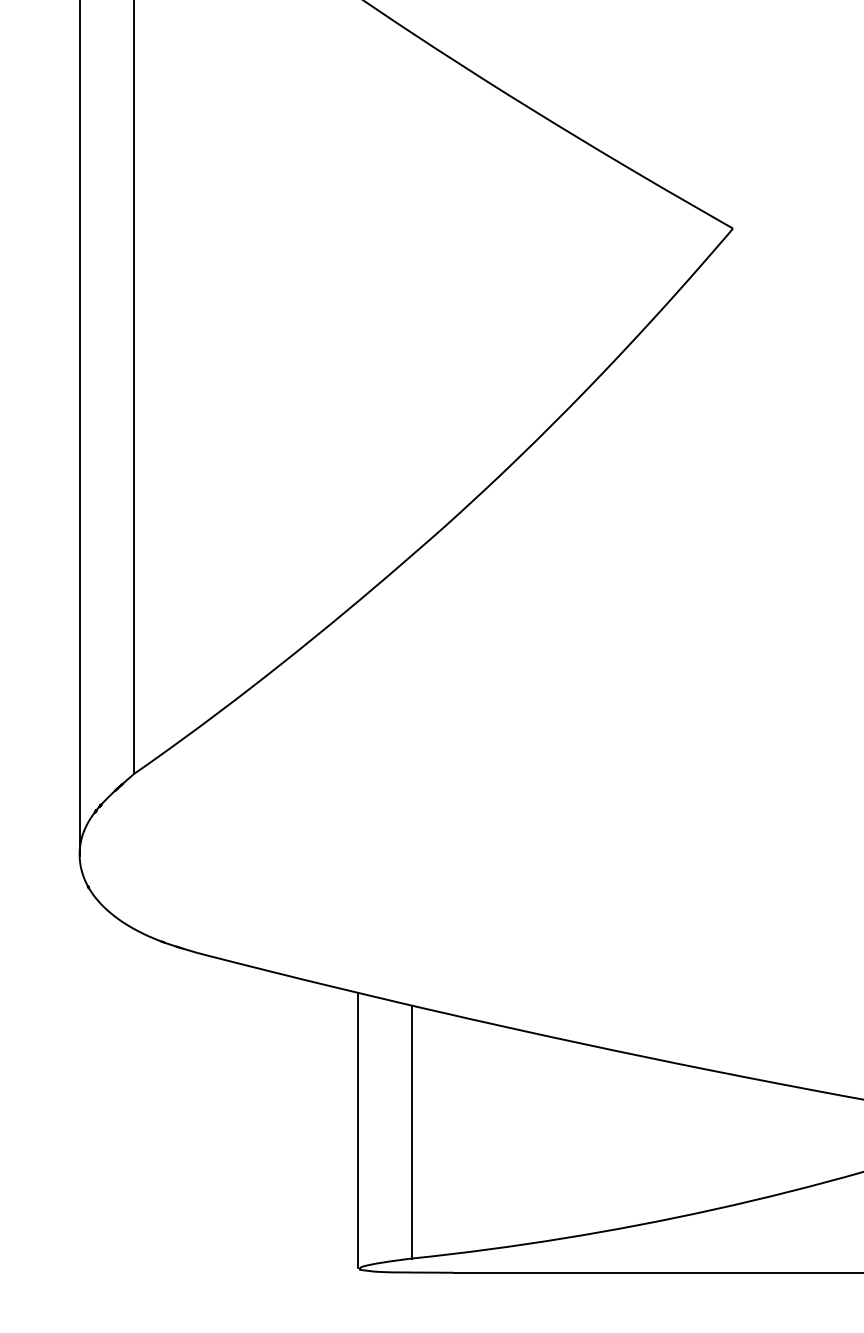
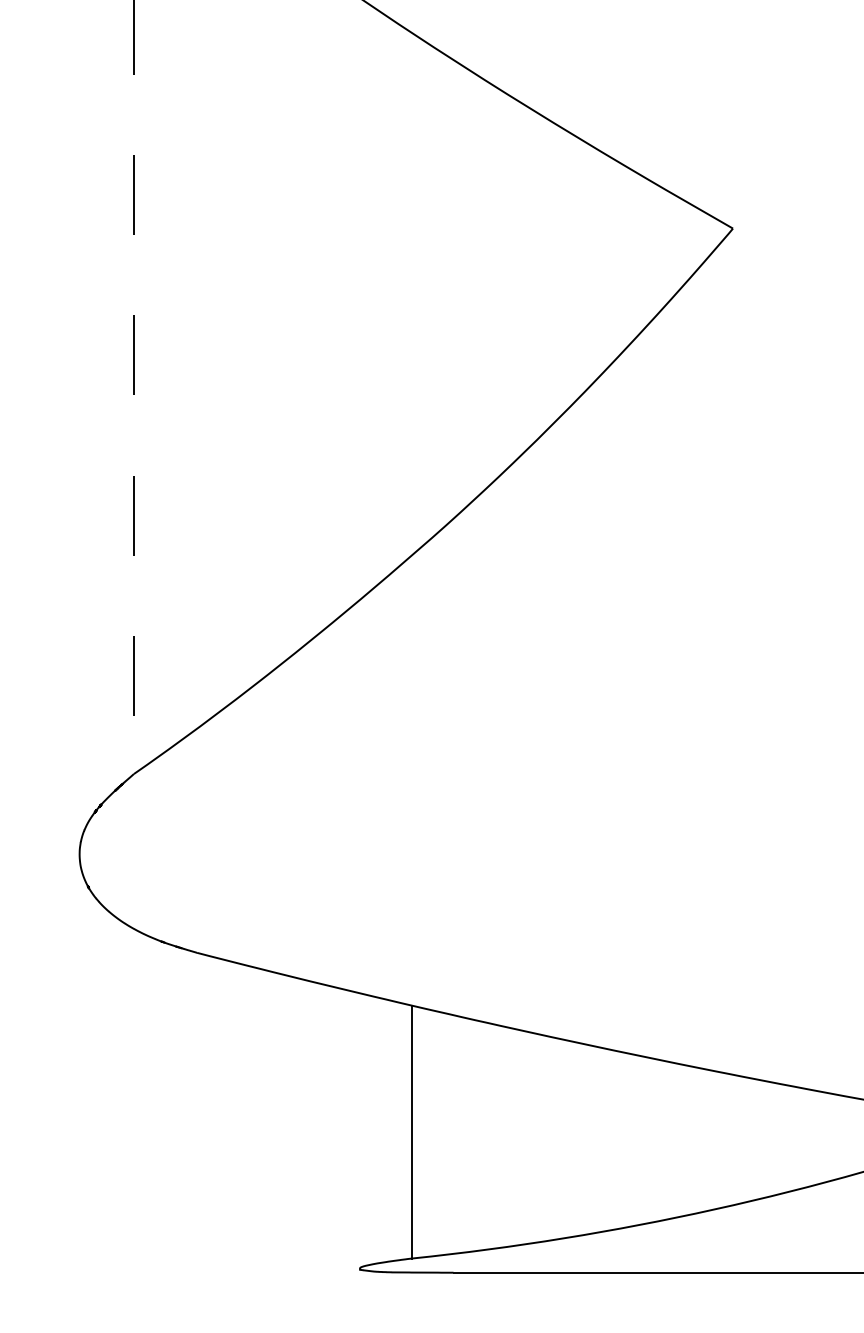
line: solid -> dashed (133, 387)
line: present -> none (79, 428)
line: present -> none (357, 1130)
